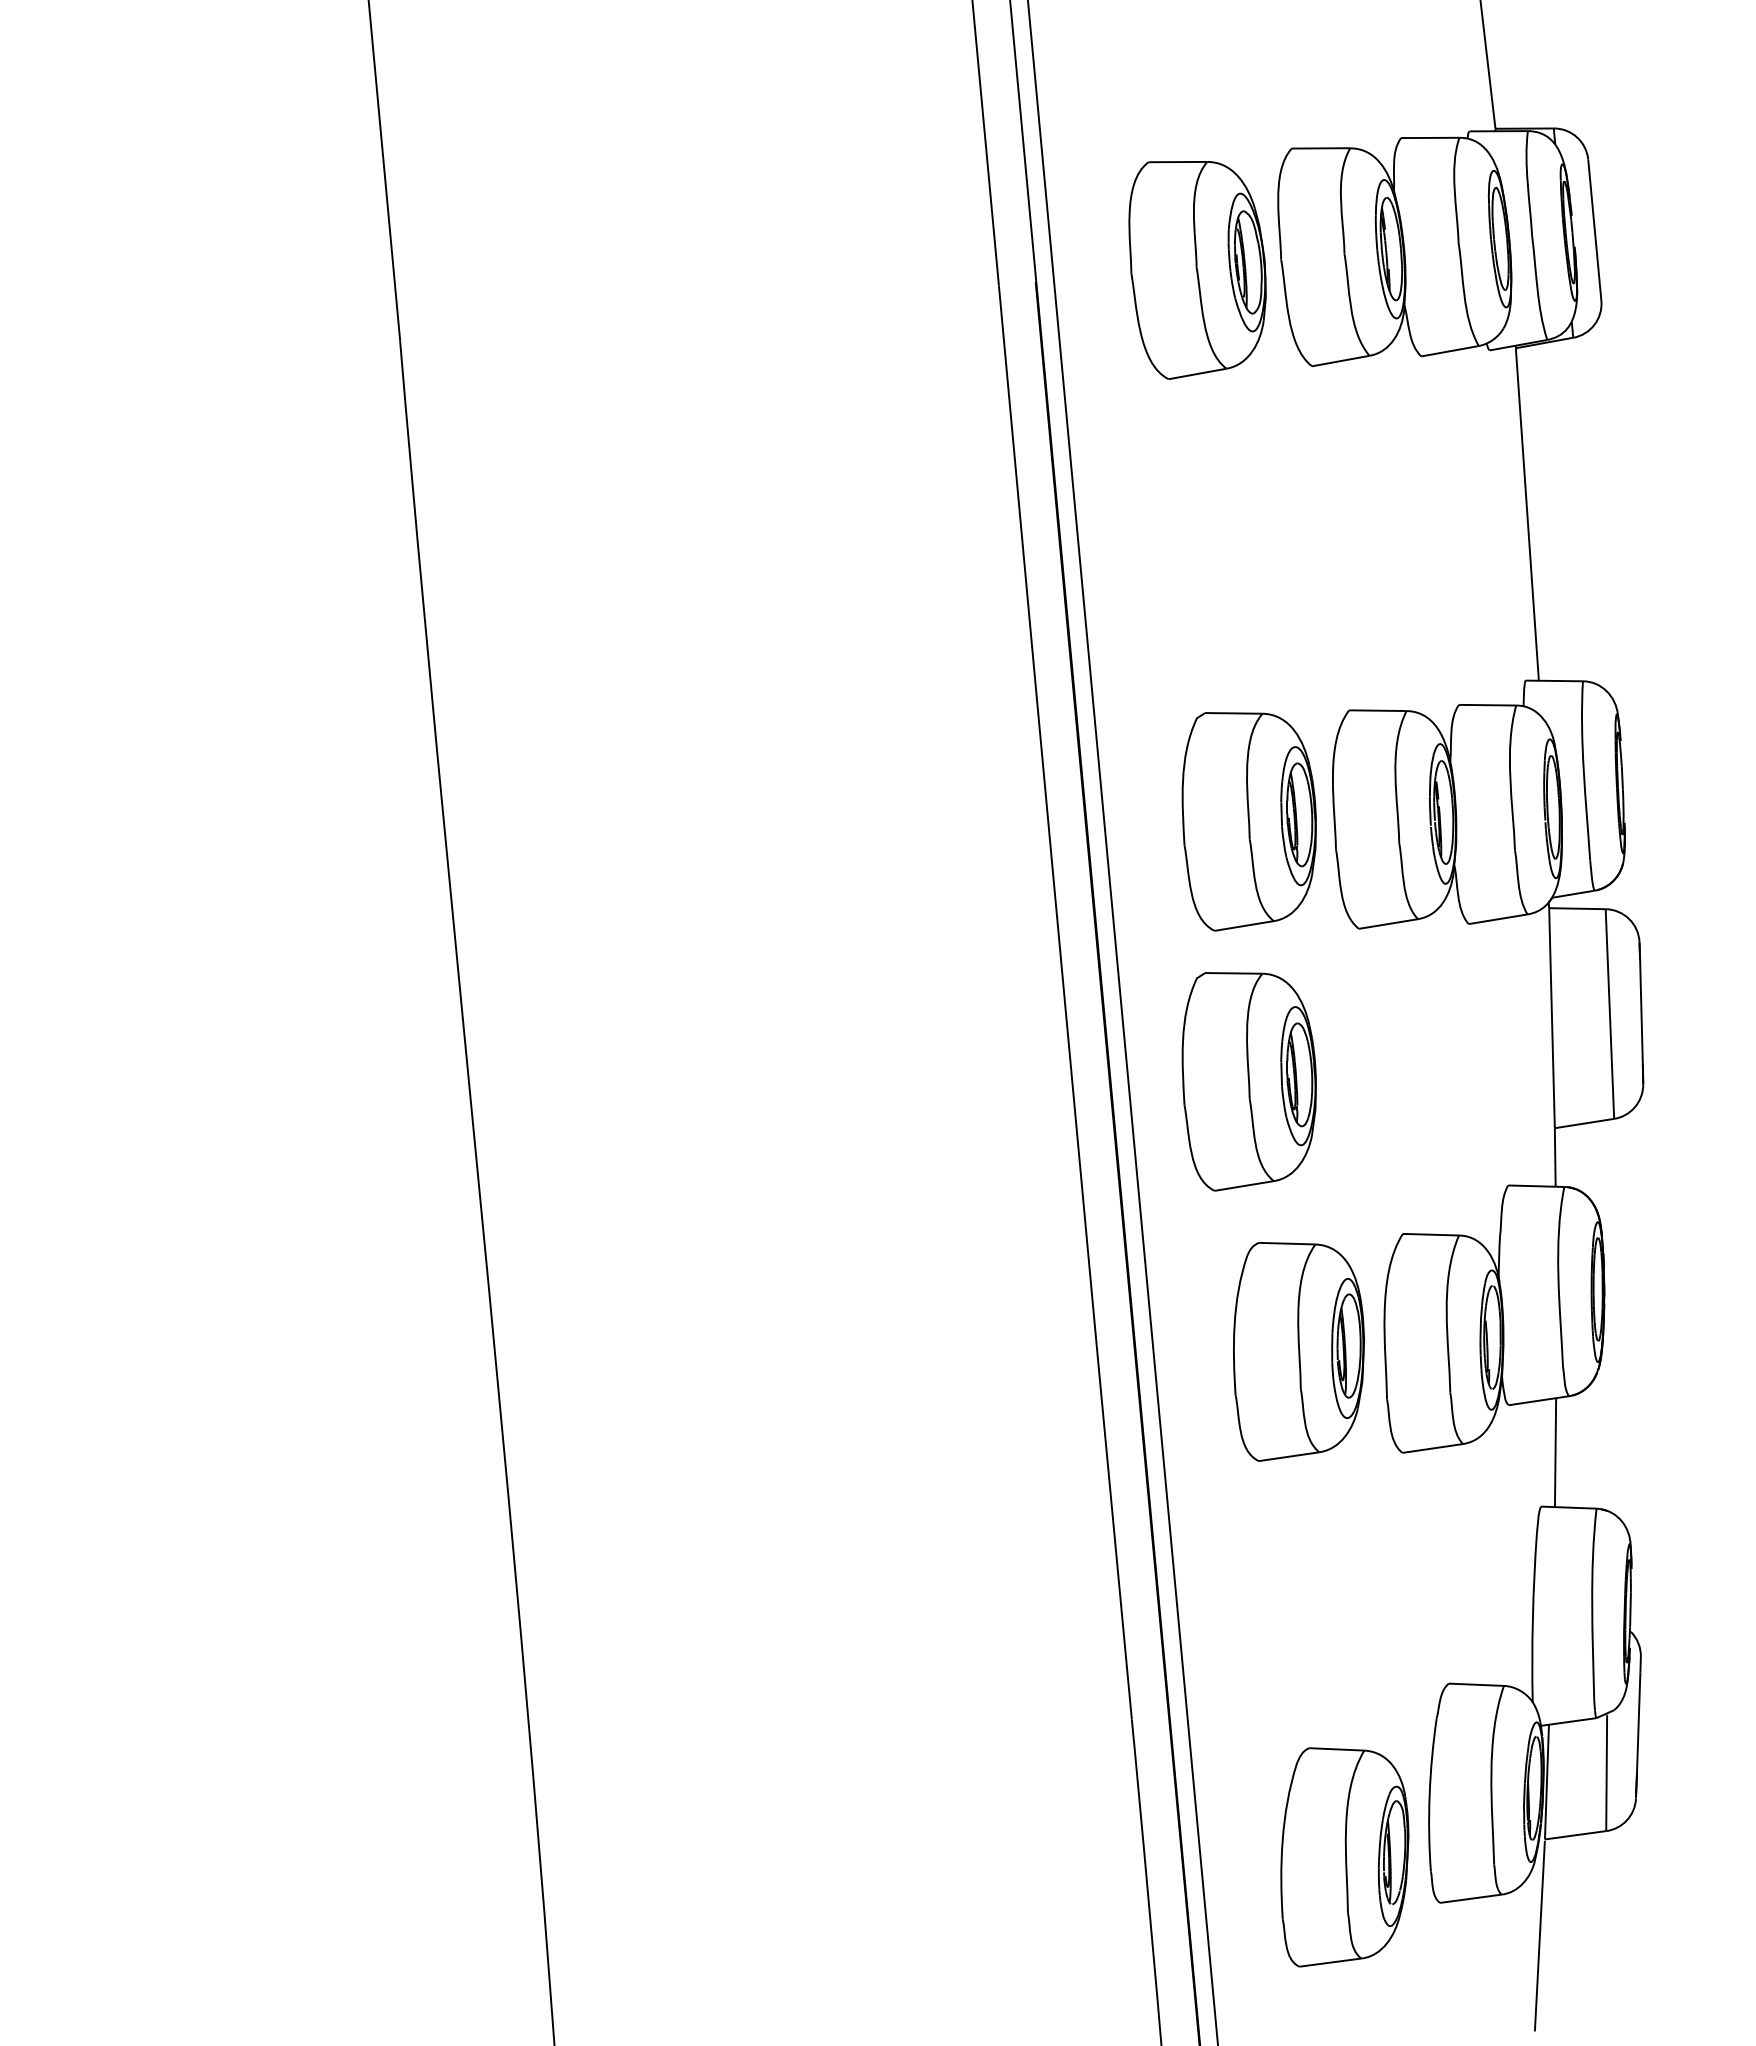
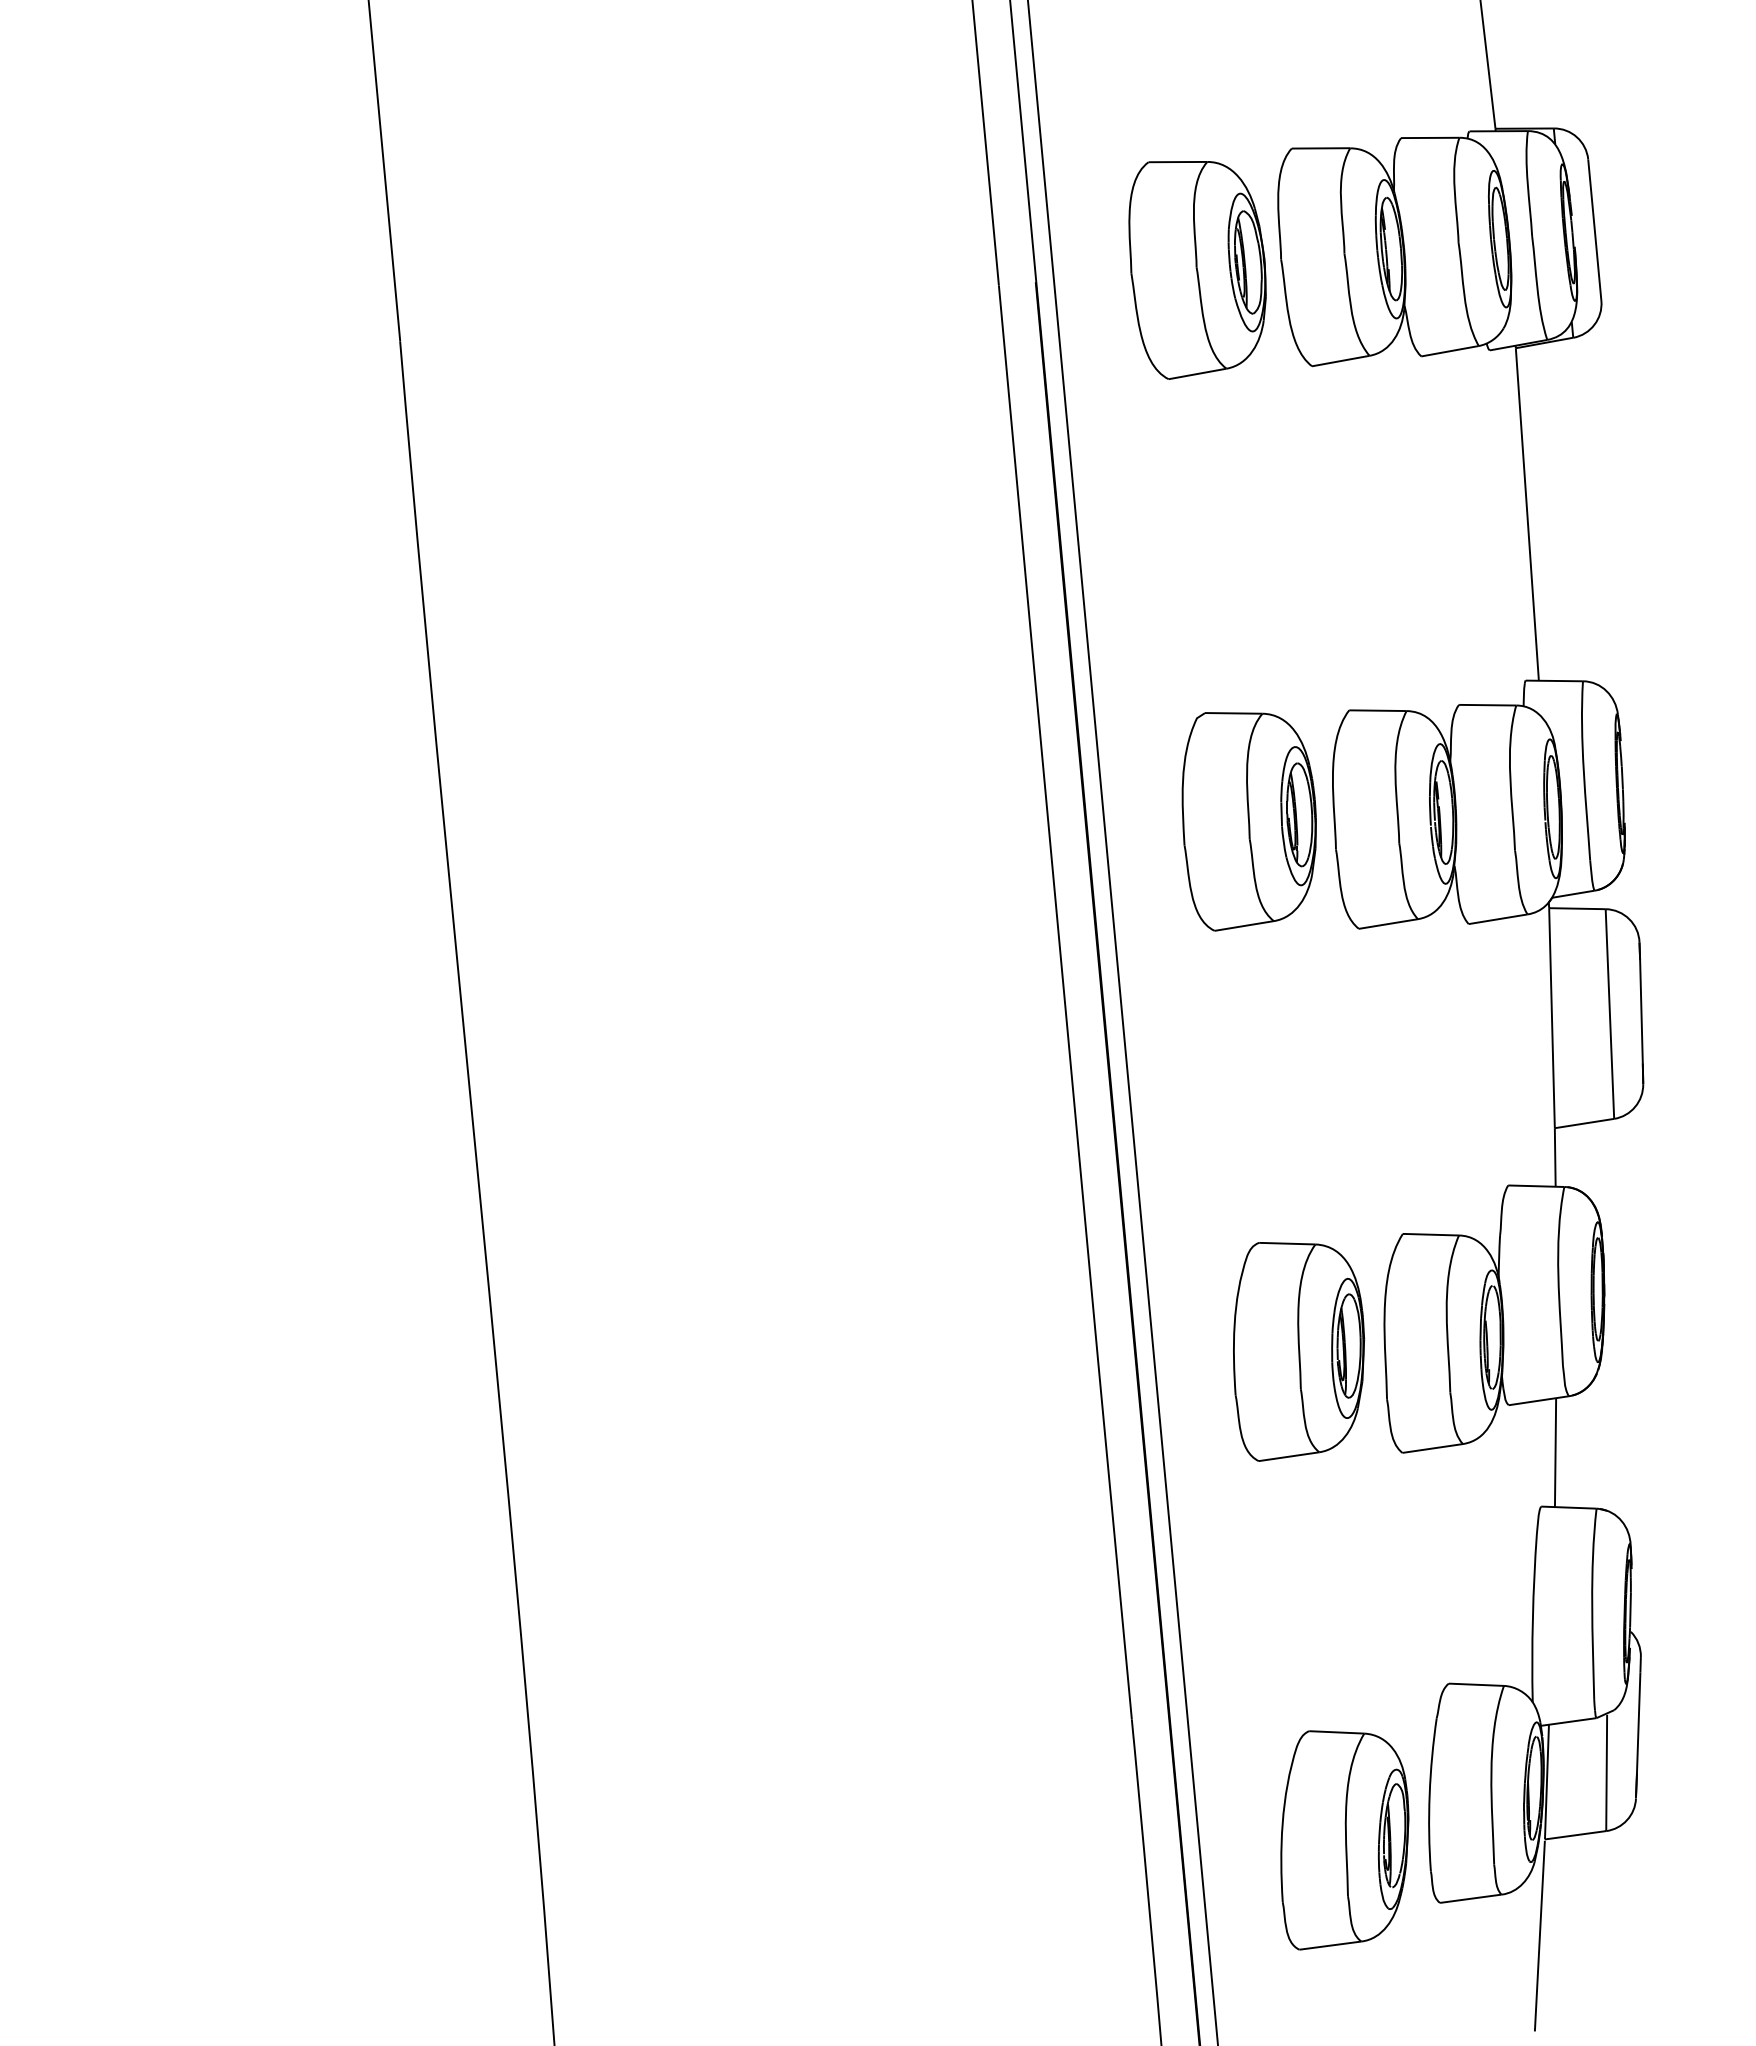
part: present -> none (1248, 1081)
part position: (1344, 1857) -> (1344, 1840) (1344, 1840)
